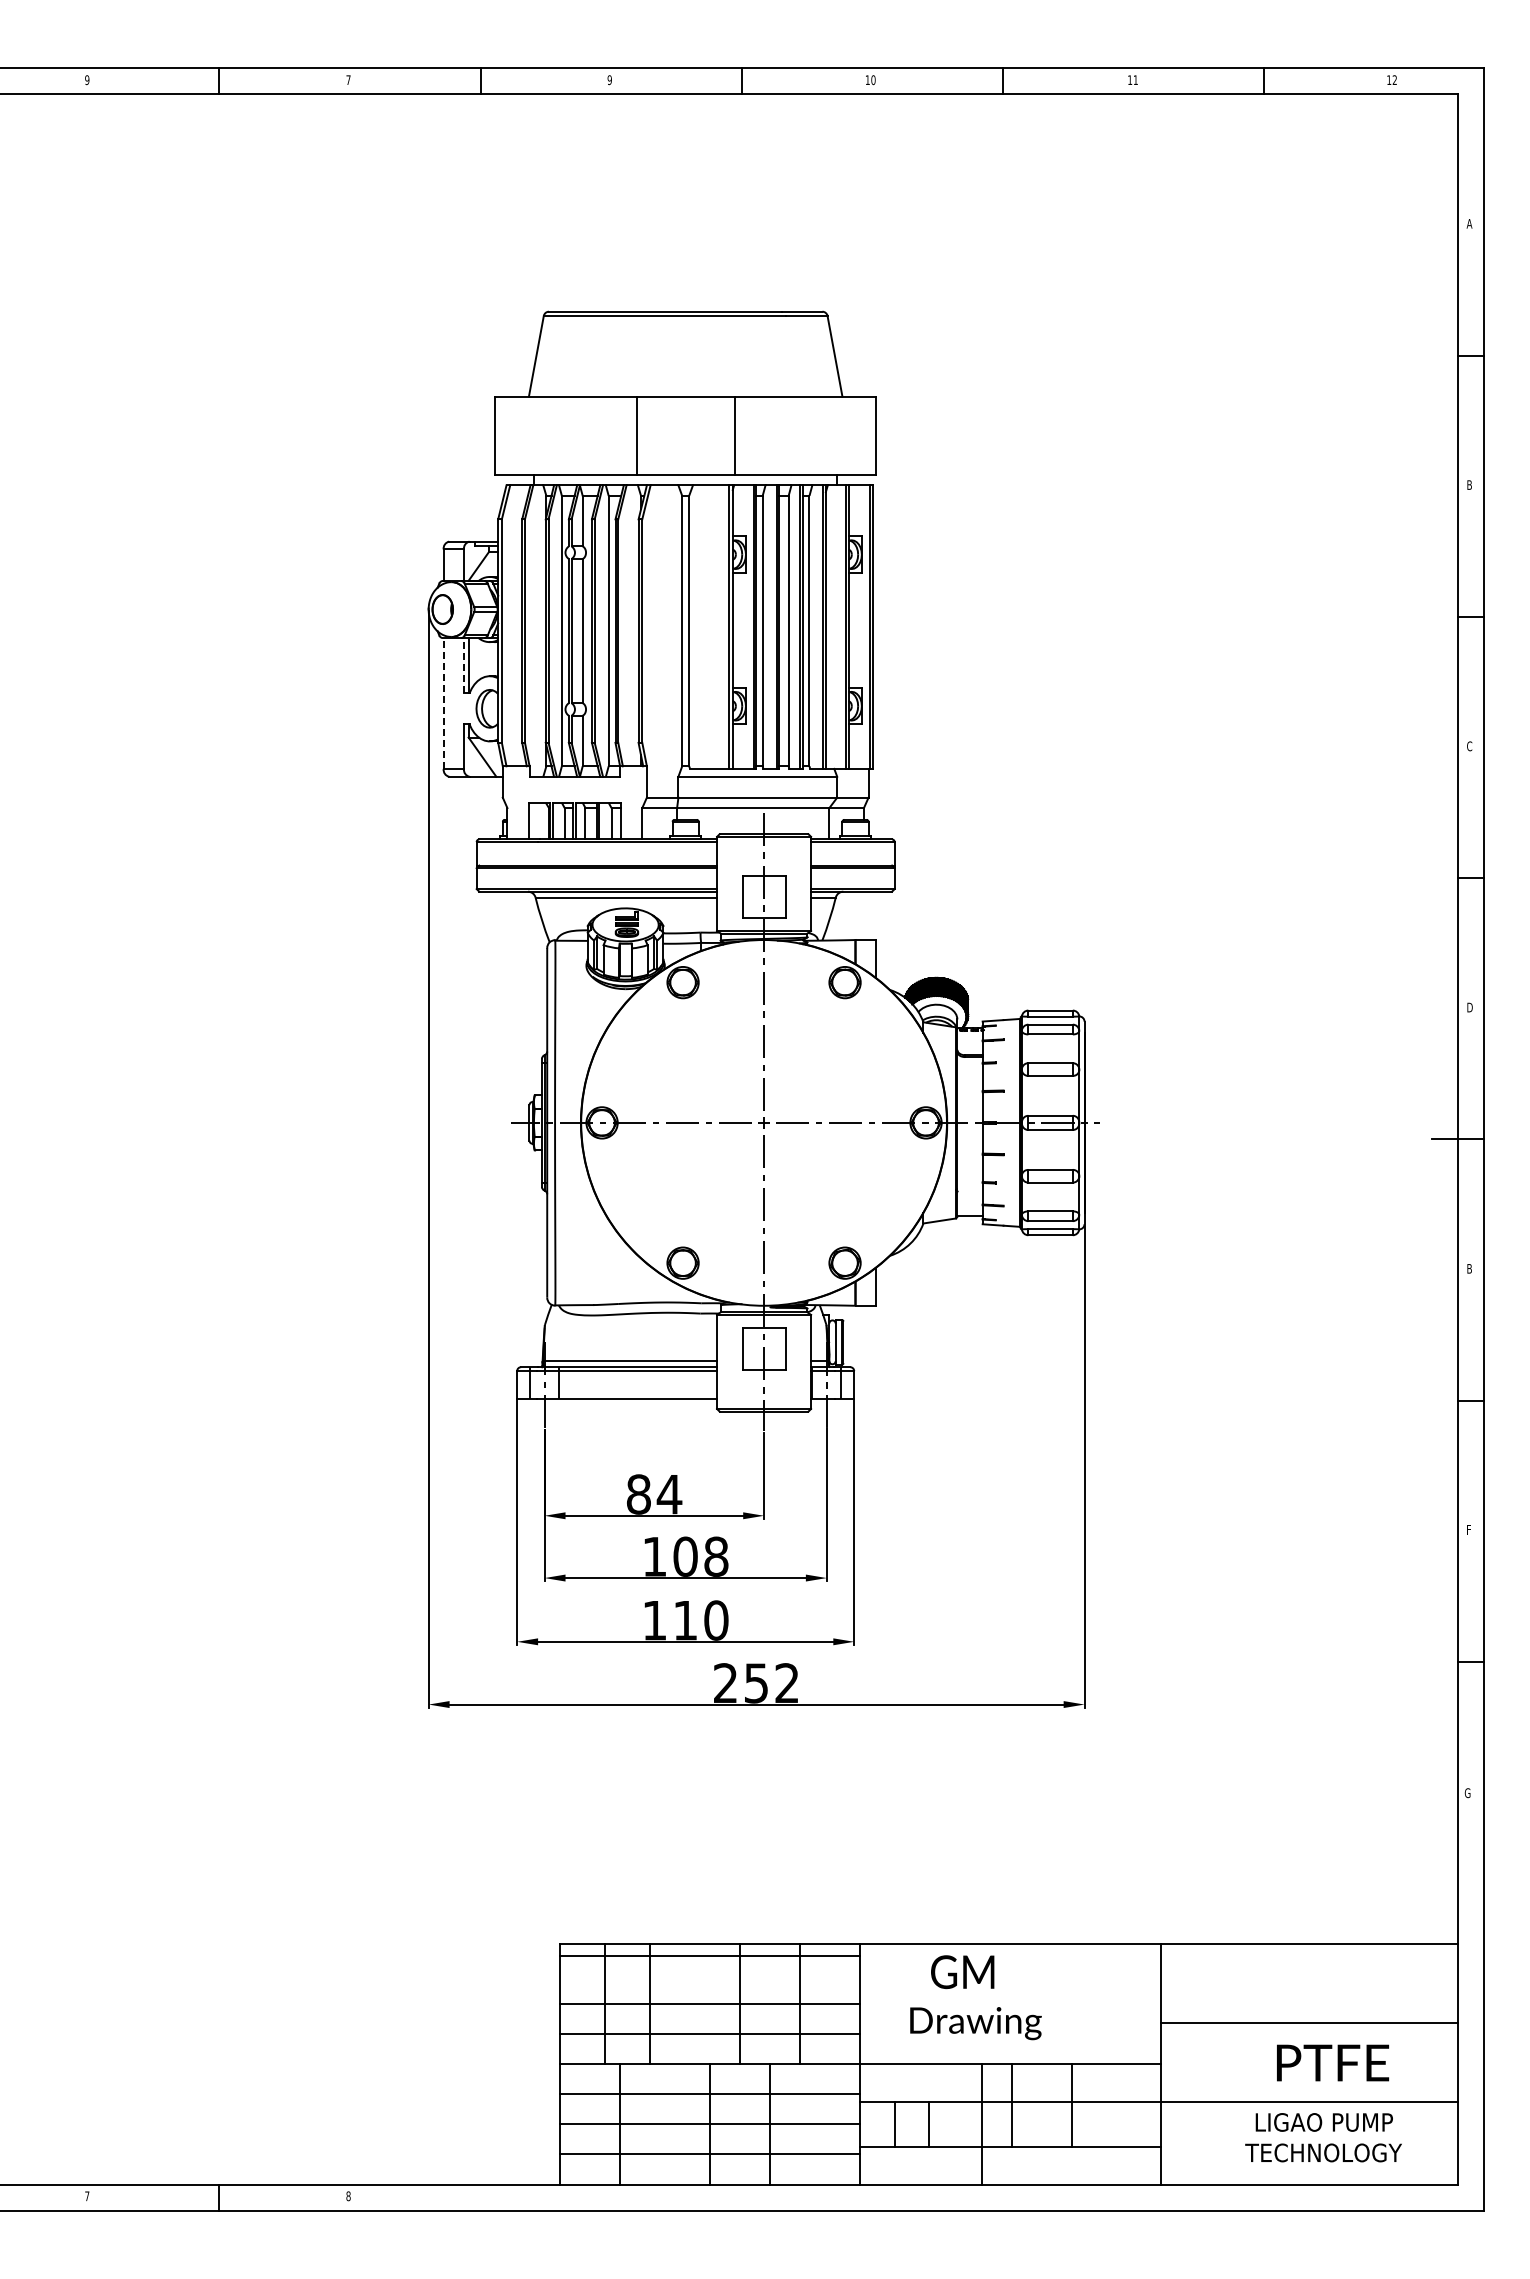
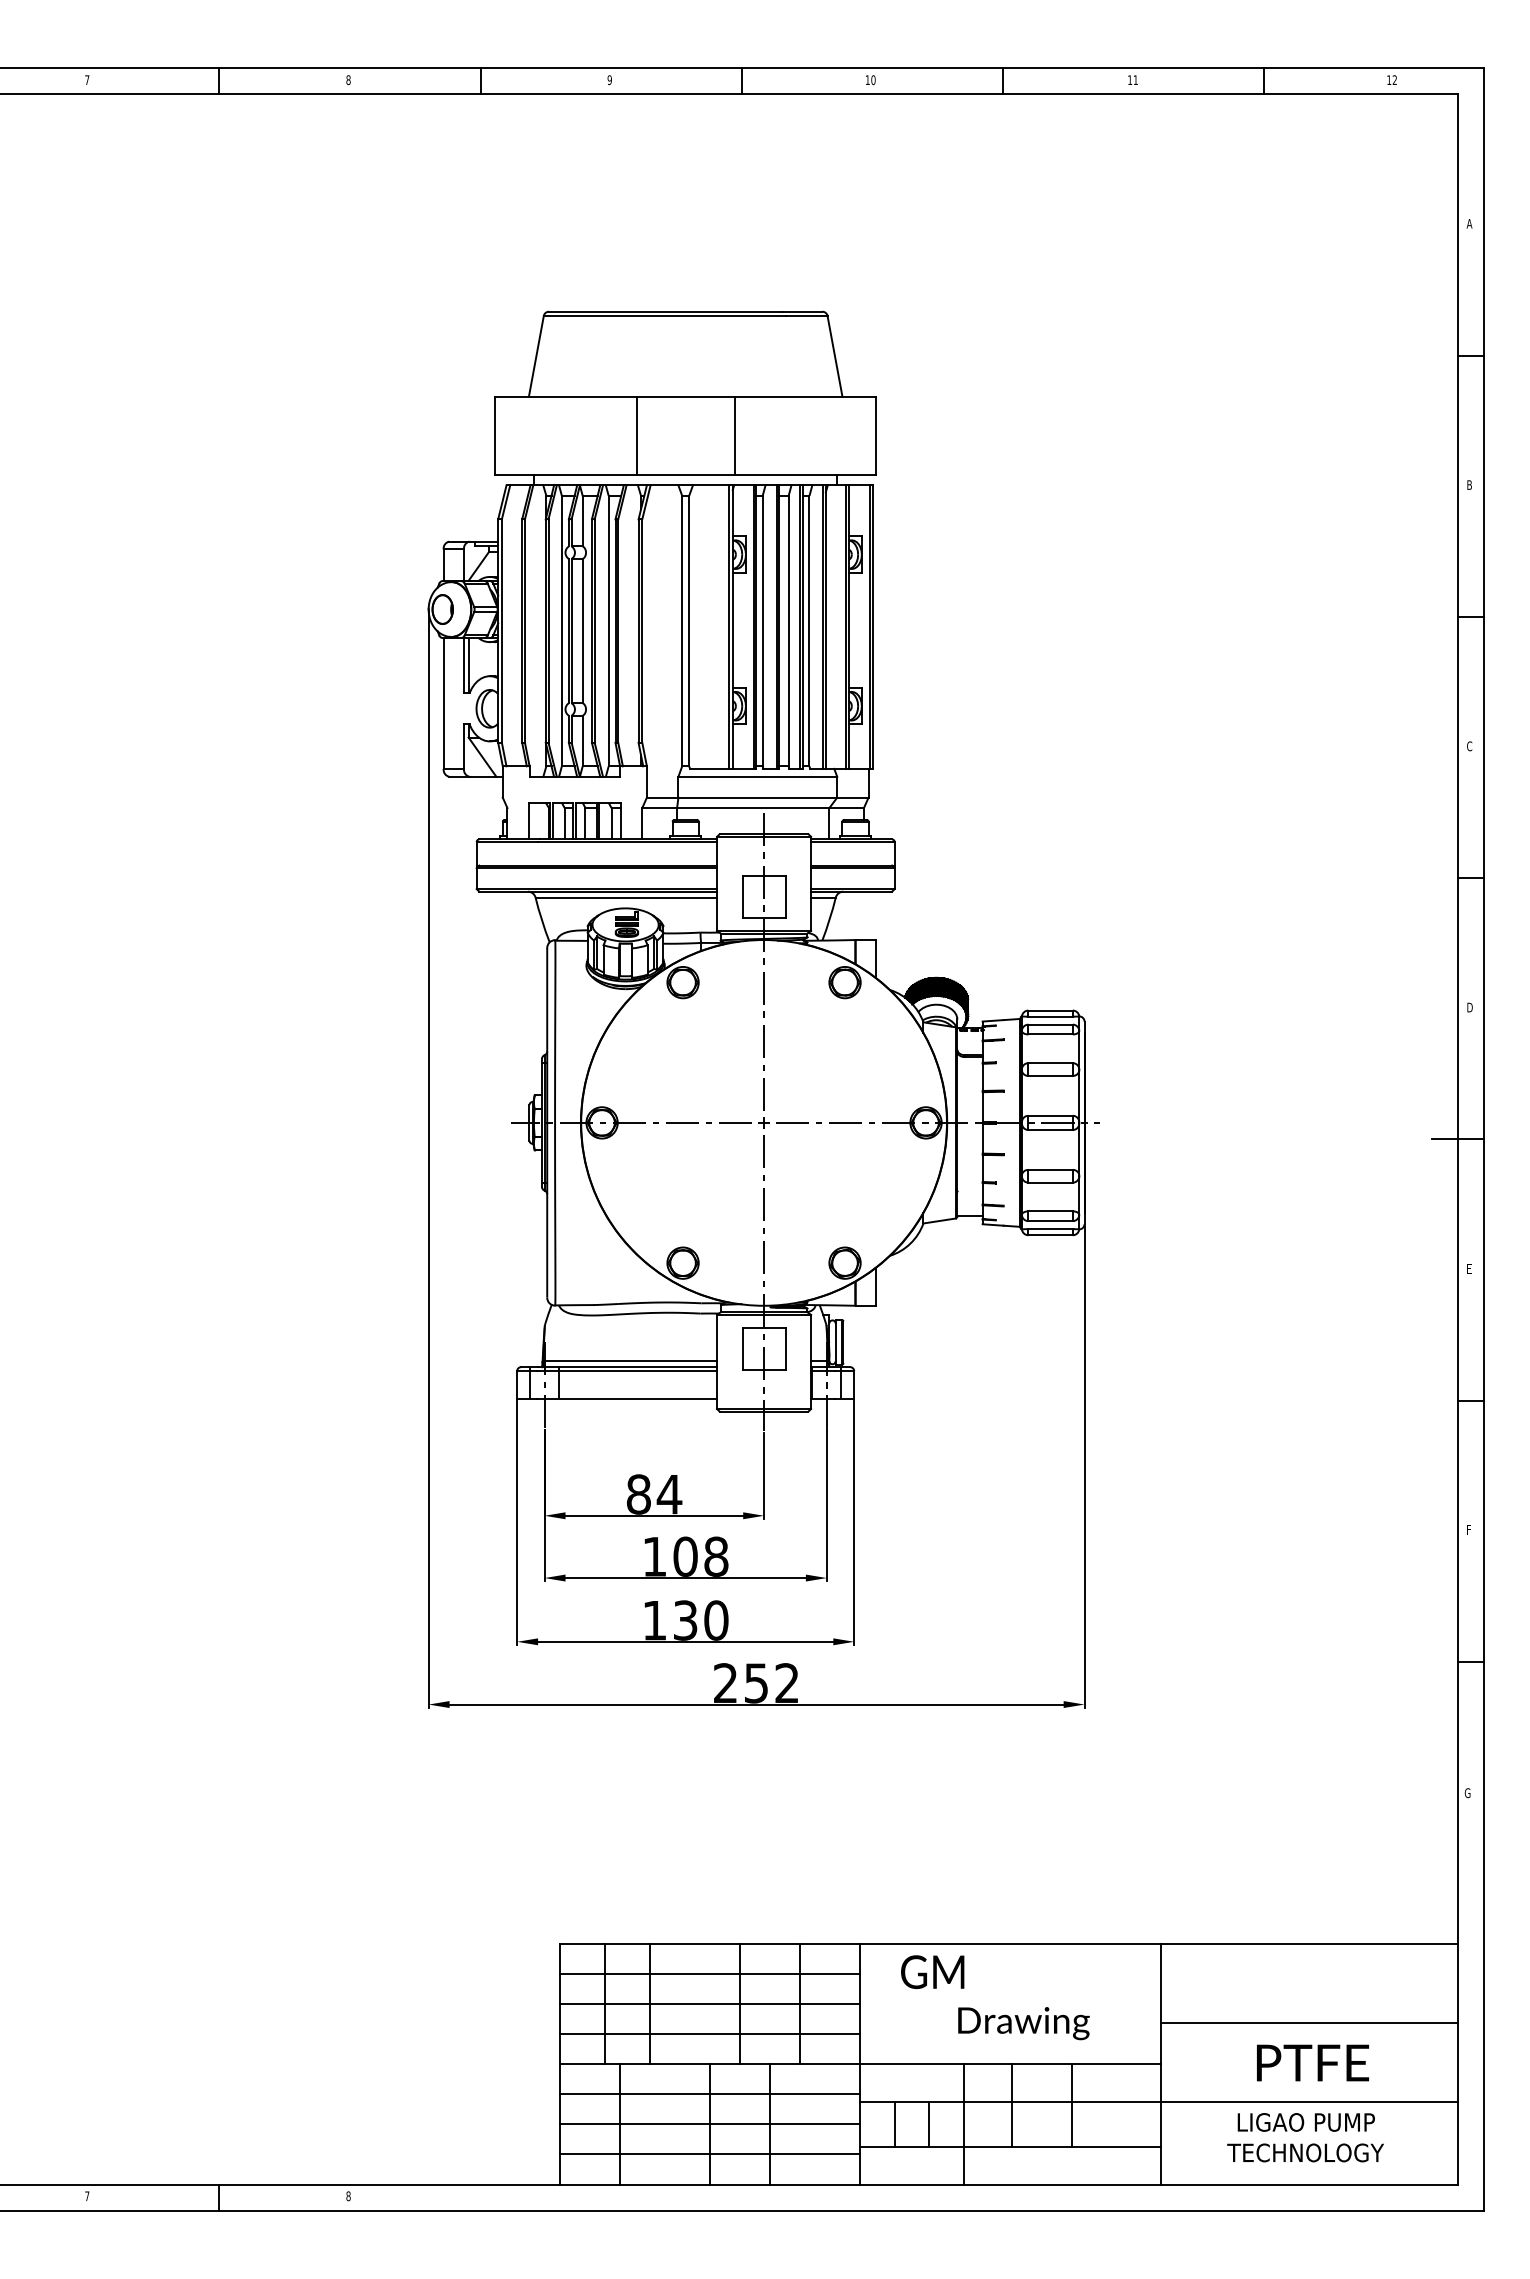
text: 9 -> 7 (87, 80)
text: 7 -> 8 (348, 80)
line: dashed -> solid (464, 665)
line: dashed -> solid (443, 702)
text: B -> E (1469, 1268)
text: 110 -> 130 (685, 1620)
line position: (709, 1956) -> (709, 1974) (709, 1974)
text position: (962, 1972) -> (932, 1972) (932, 1972)
text position: (975, 2023) -> (1023, 2023) (1023, 2023)
text position: (1333, 2062) -> (1313, 2062) (1313, 2062)
line position: (981, 2124) -> (963, 2124) (963, 2124)
text position: (1323, 2137) -> (1305, 2137) (1305, 2137)
